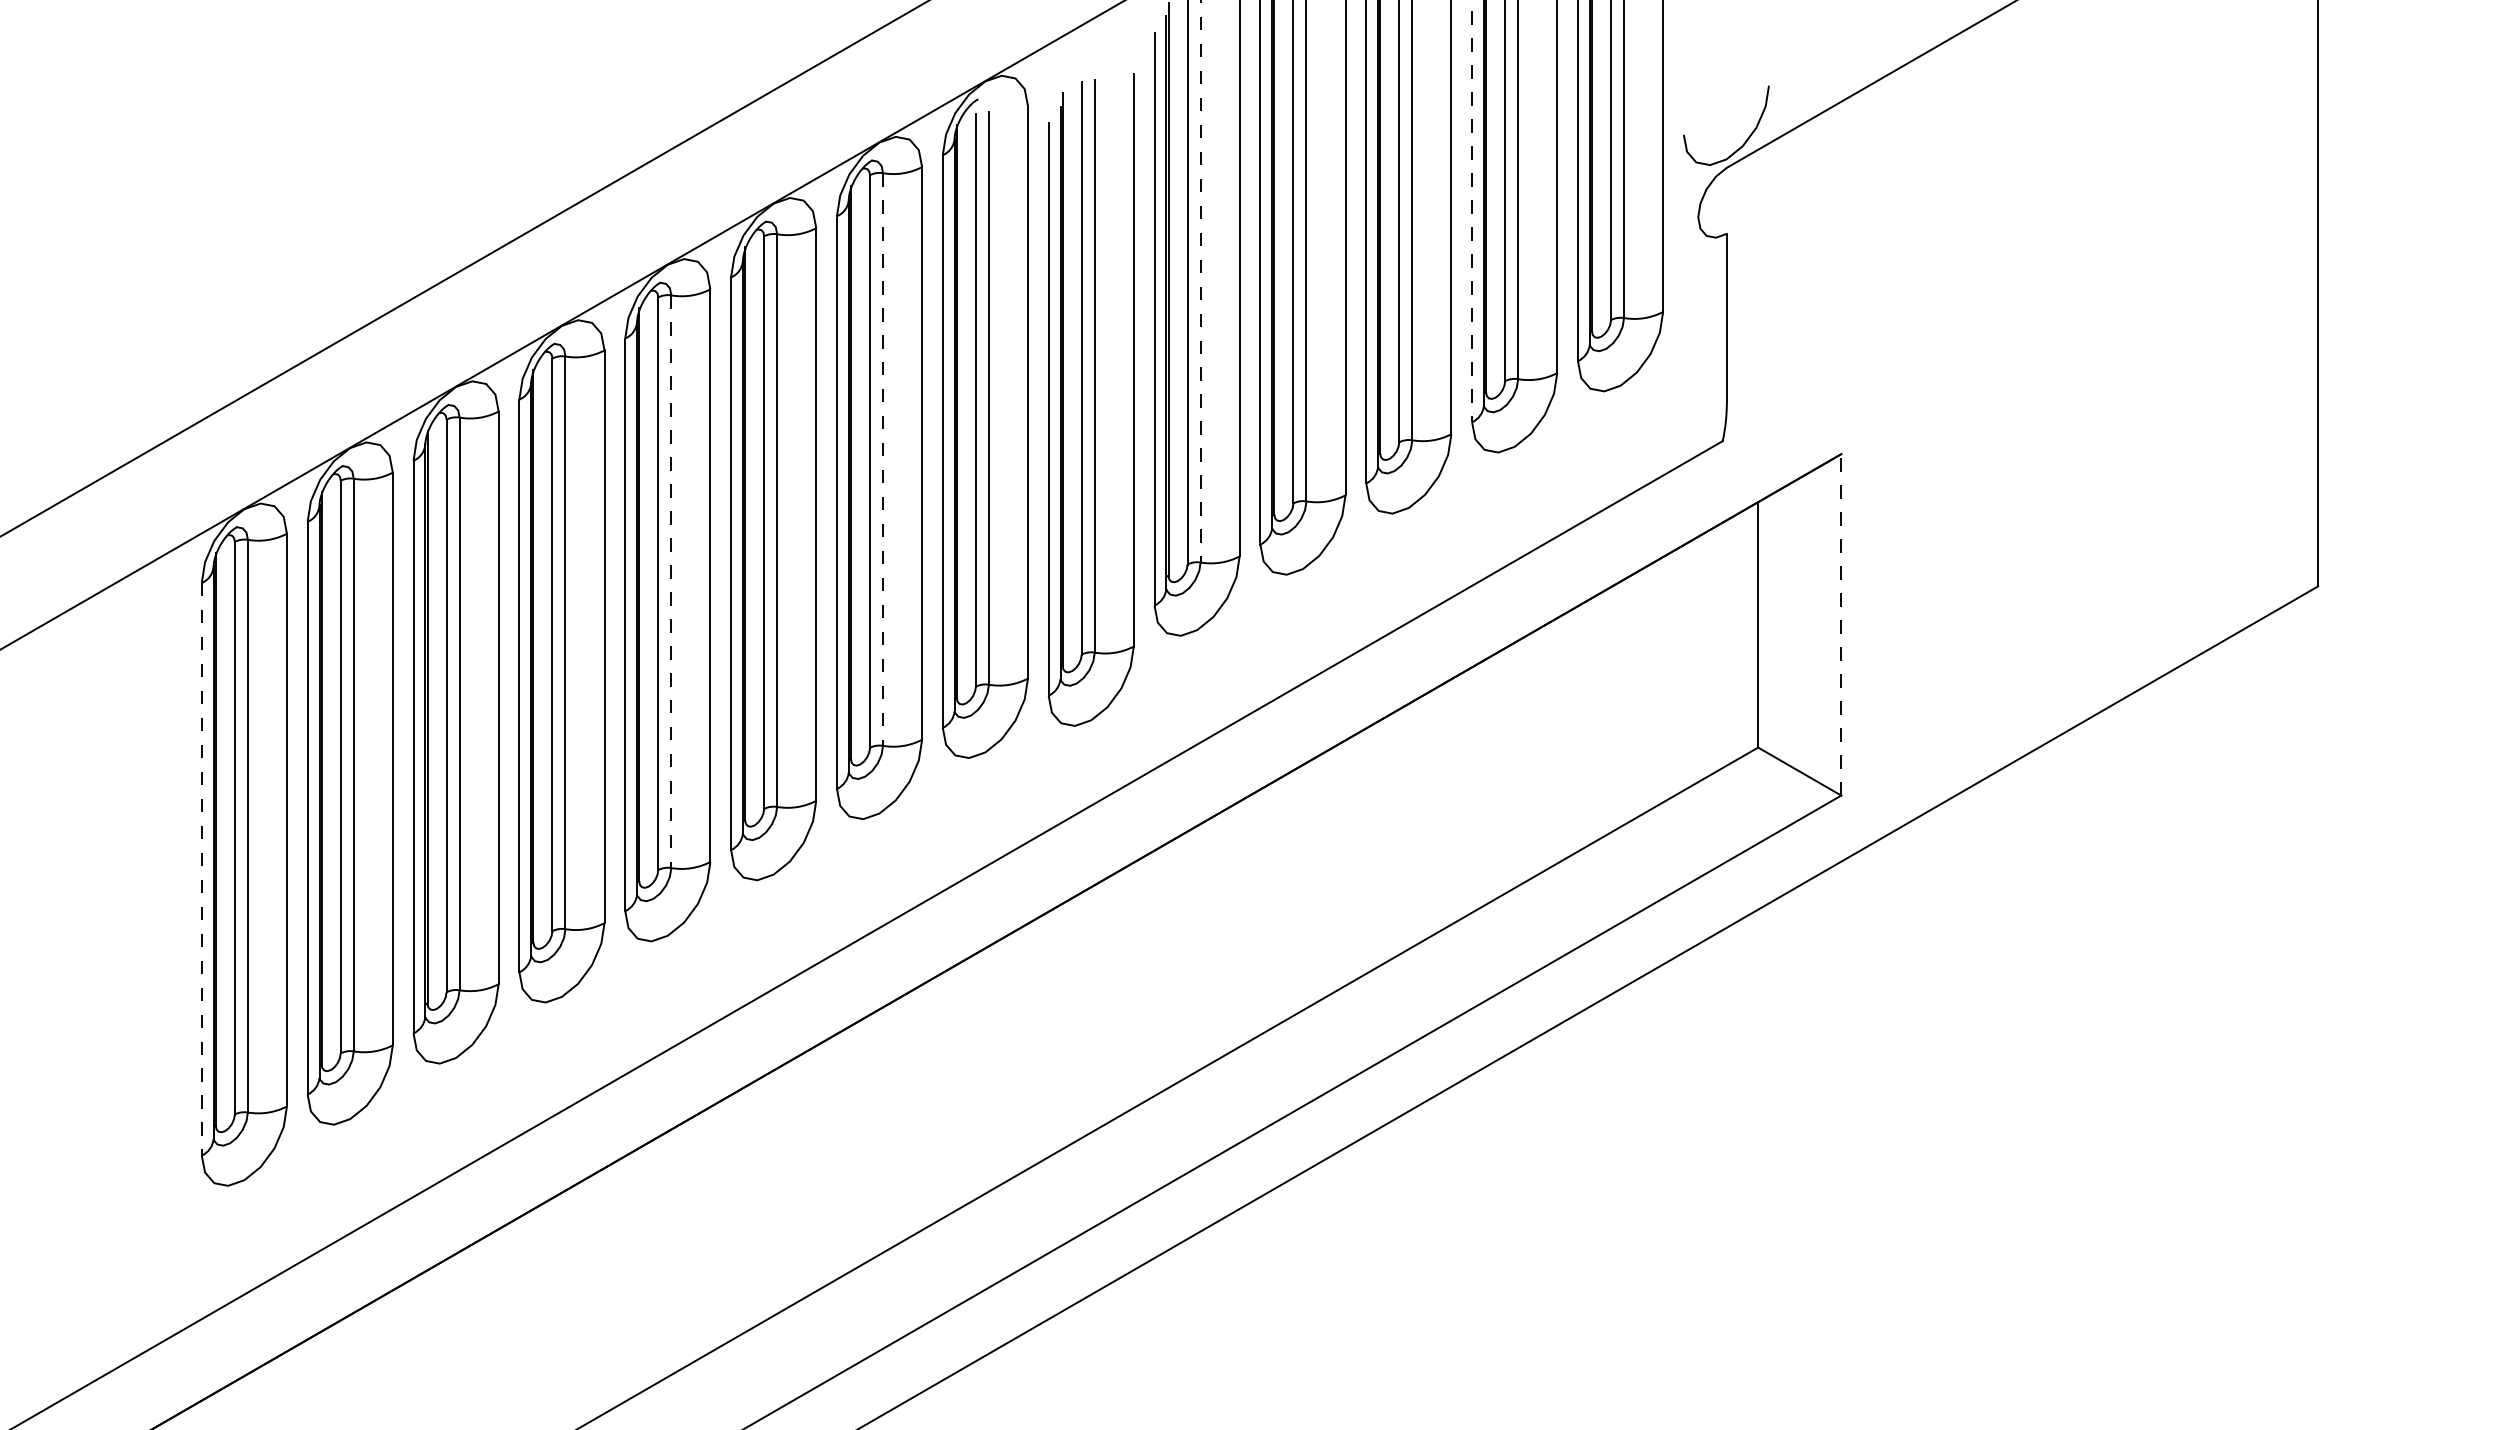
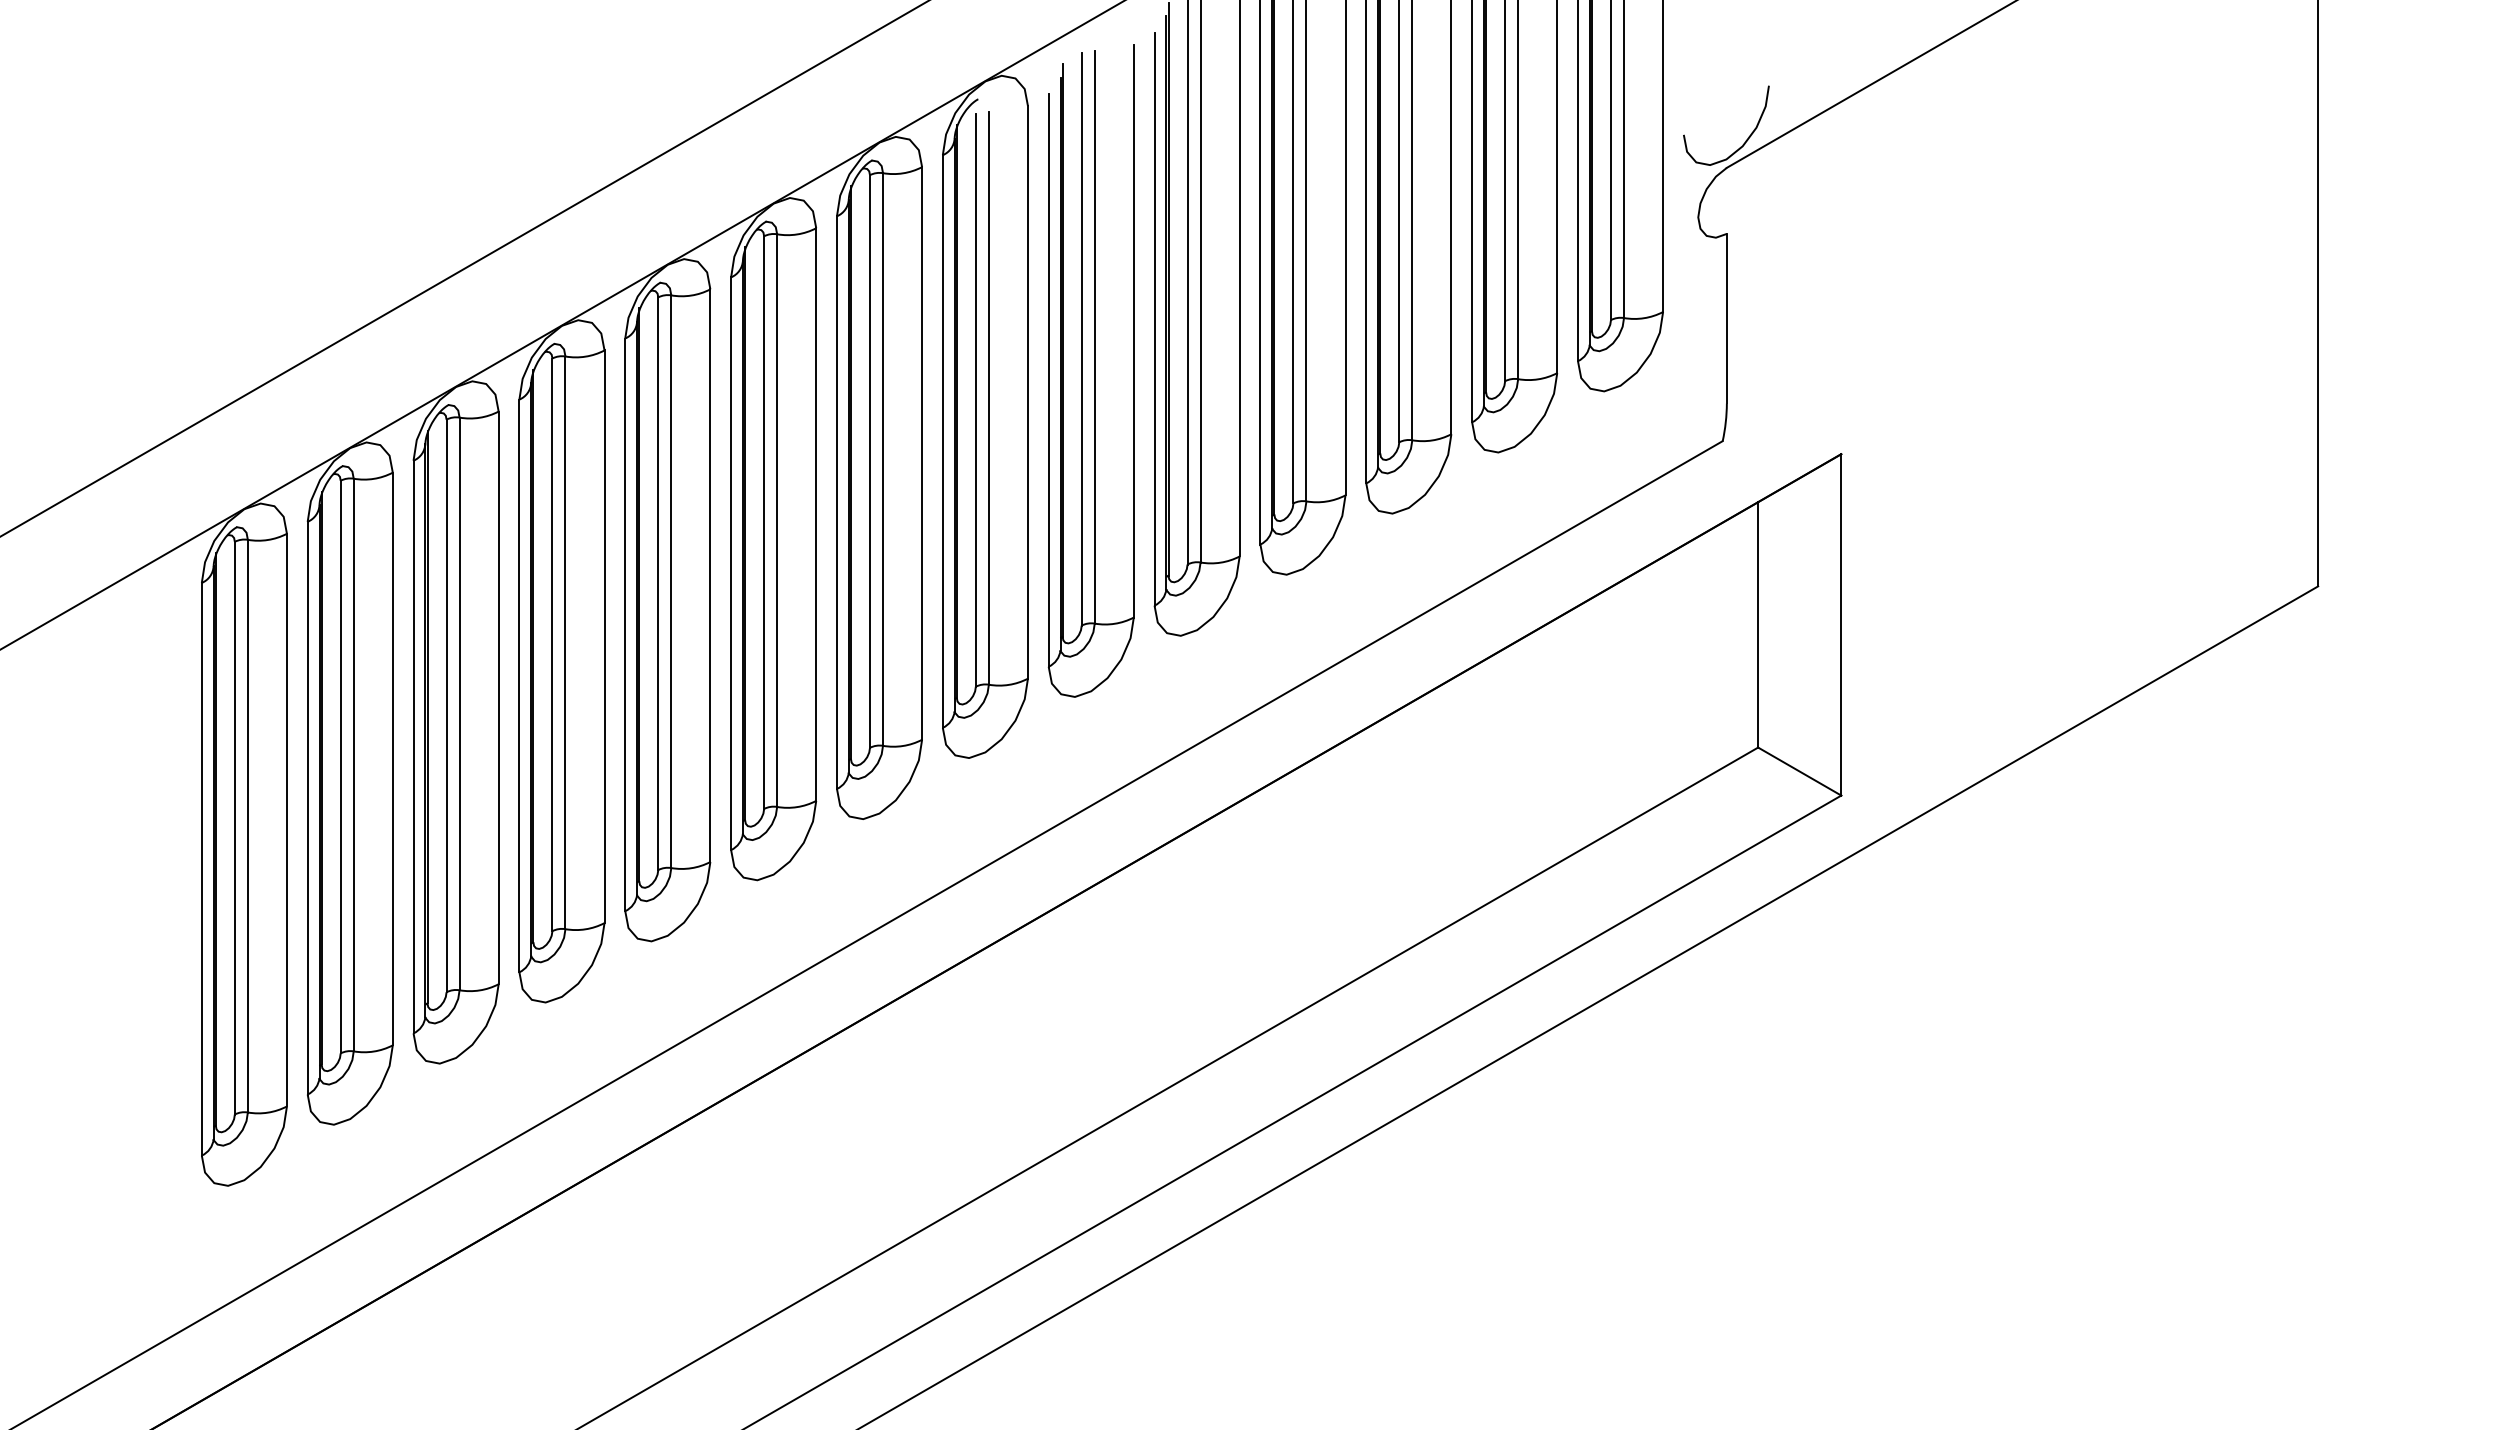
line: dashed -> solid (1472, 211)
line: dashed -> solid (1200, 281)
part position: (1090, 399) -> (1090, 370) (1090, 370)
line: dashed -> solid (883, 460)
line: dashed -> solid (671, 582)
line: dashed -> solid (1841, 624)
line: dashed -> solid (201, 869)
